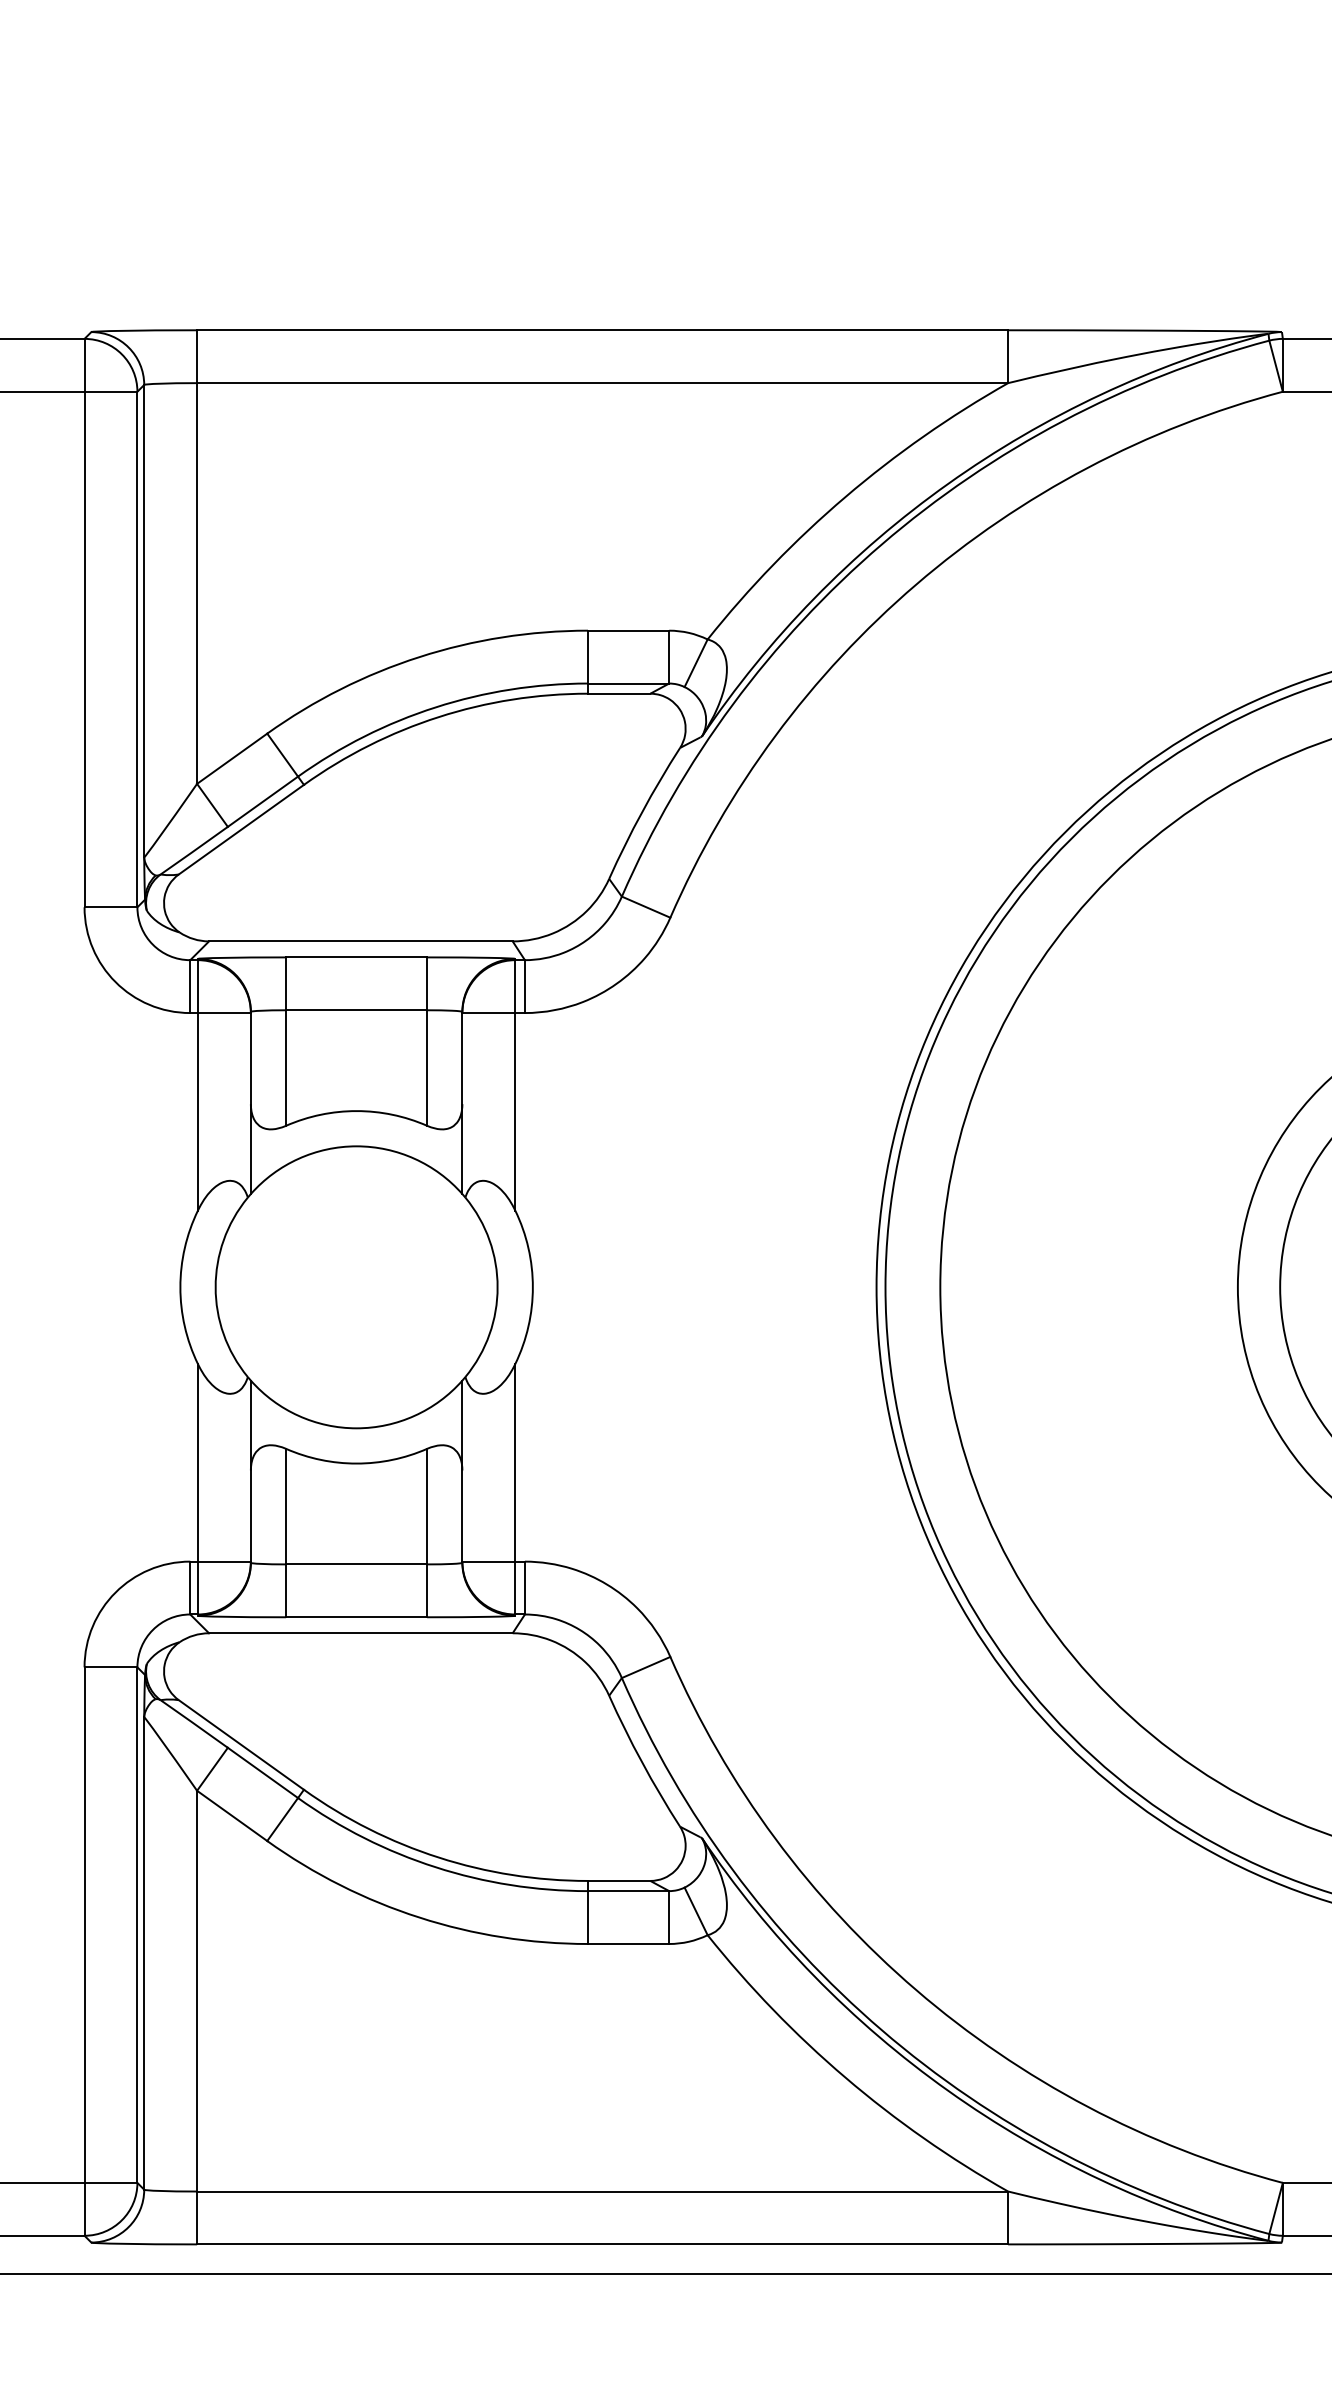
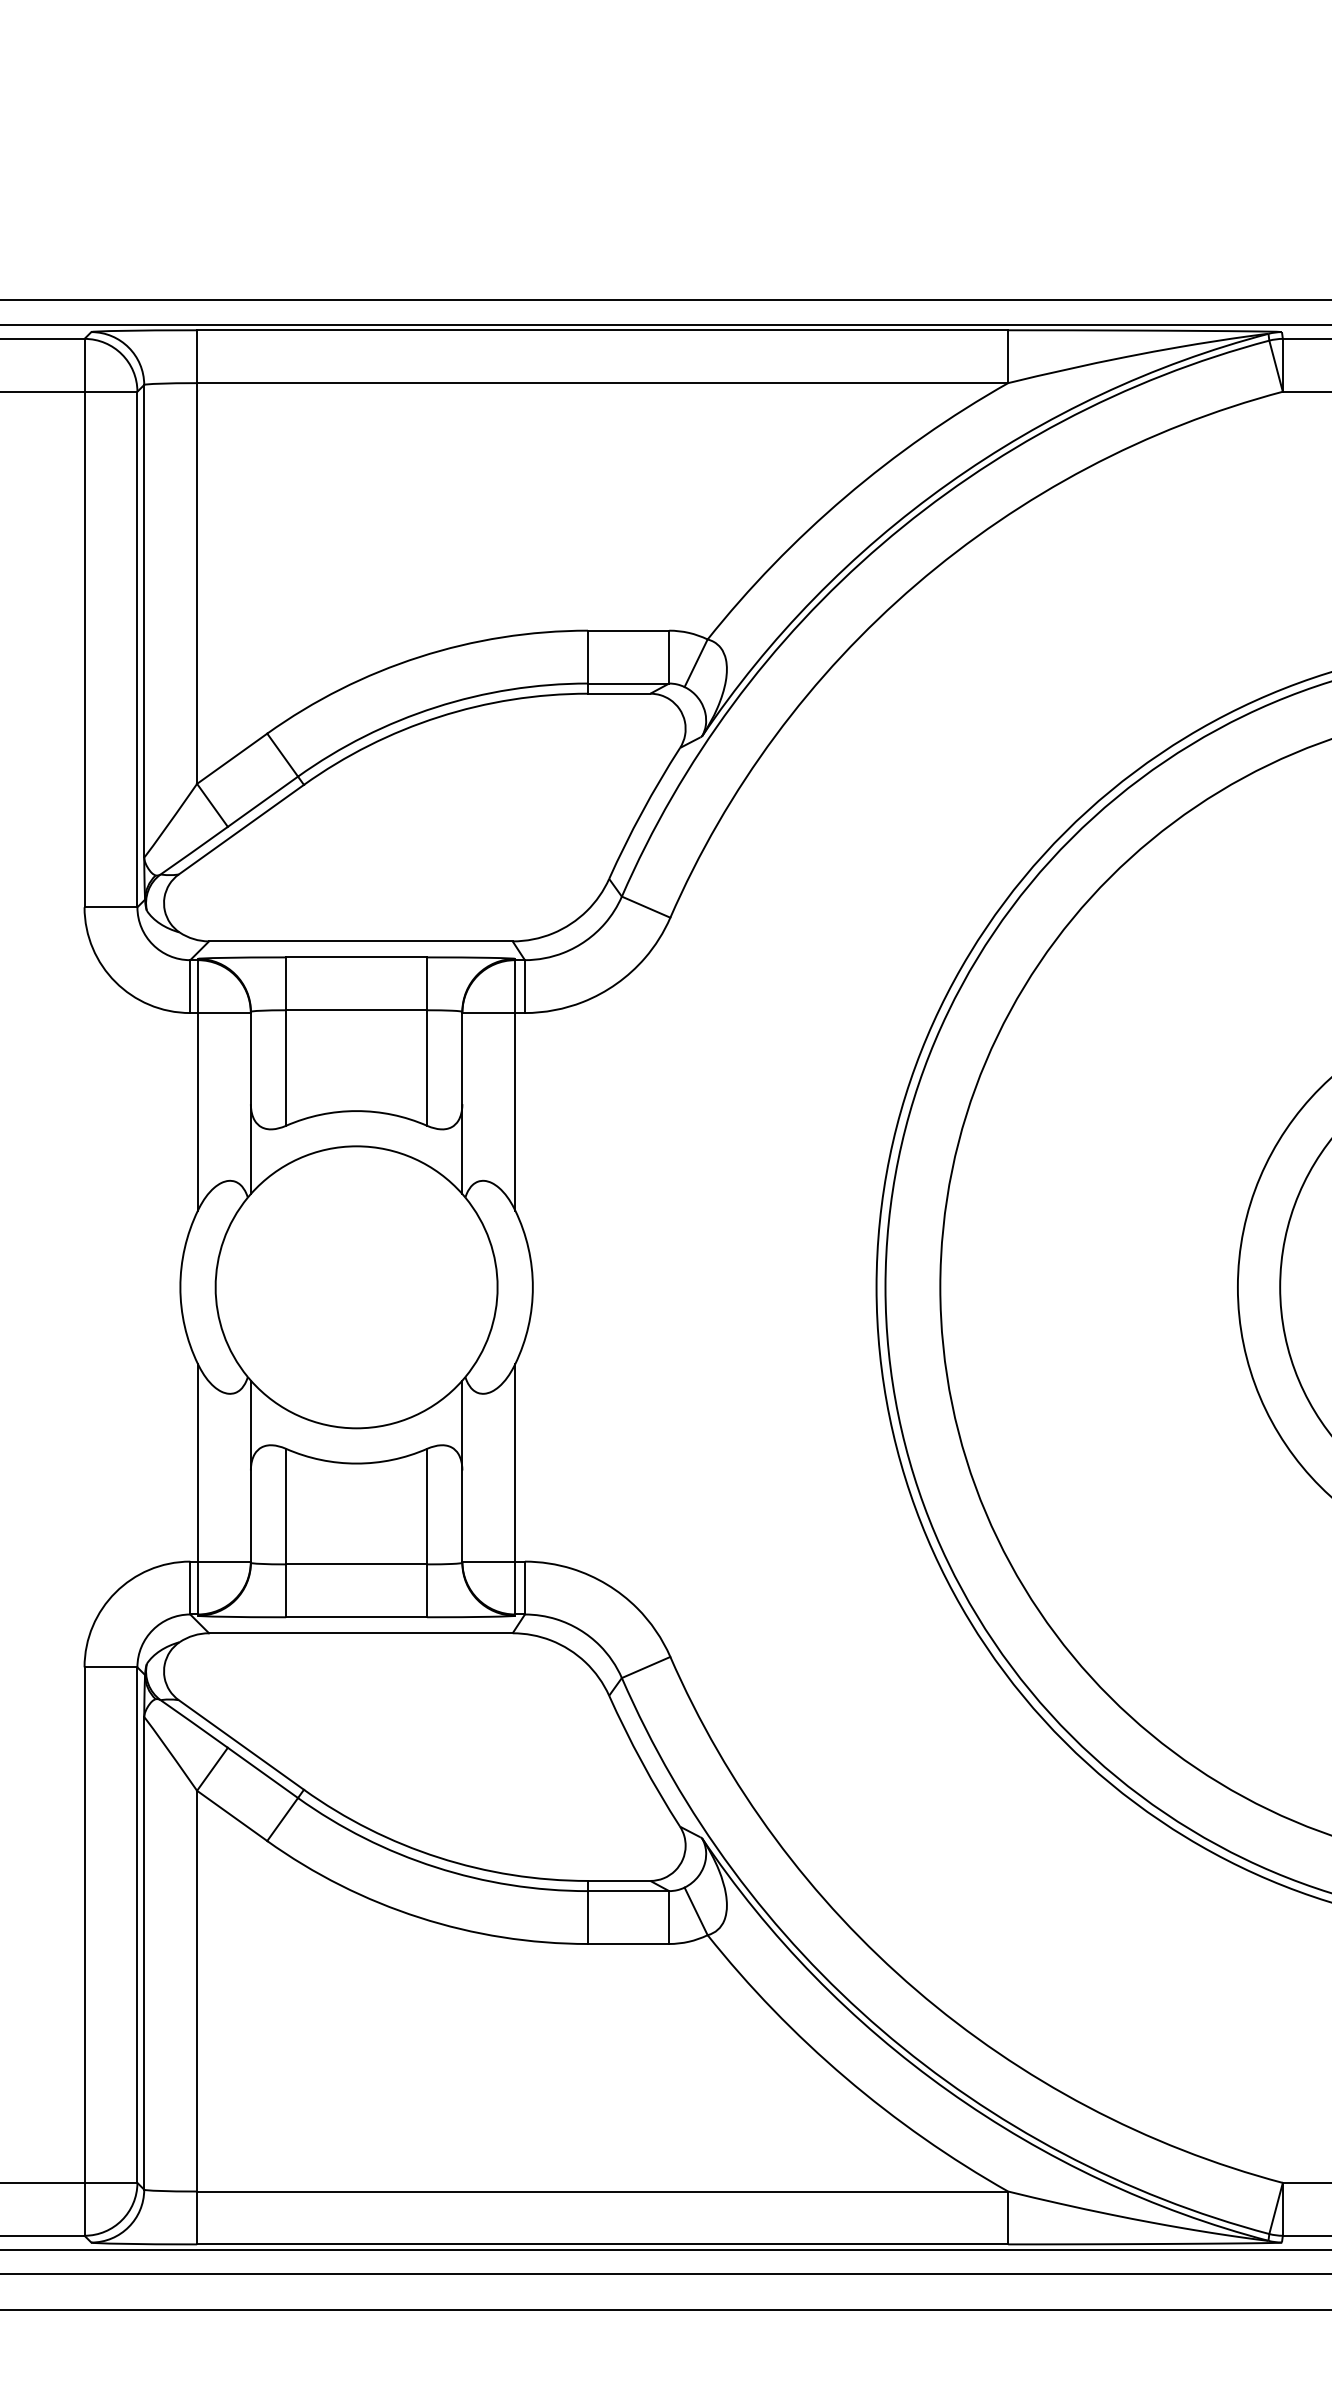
line: none -> present (665, 300)
line: none -> present (665, 325)
line: none -> present (665, 2249)
line: none -> present (665, 2309)
